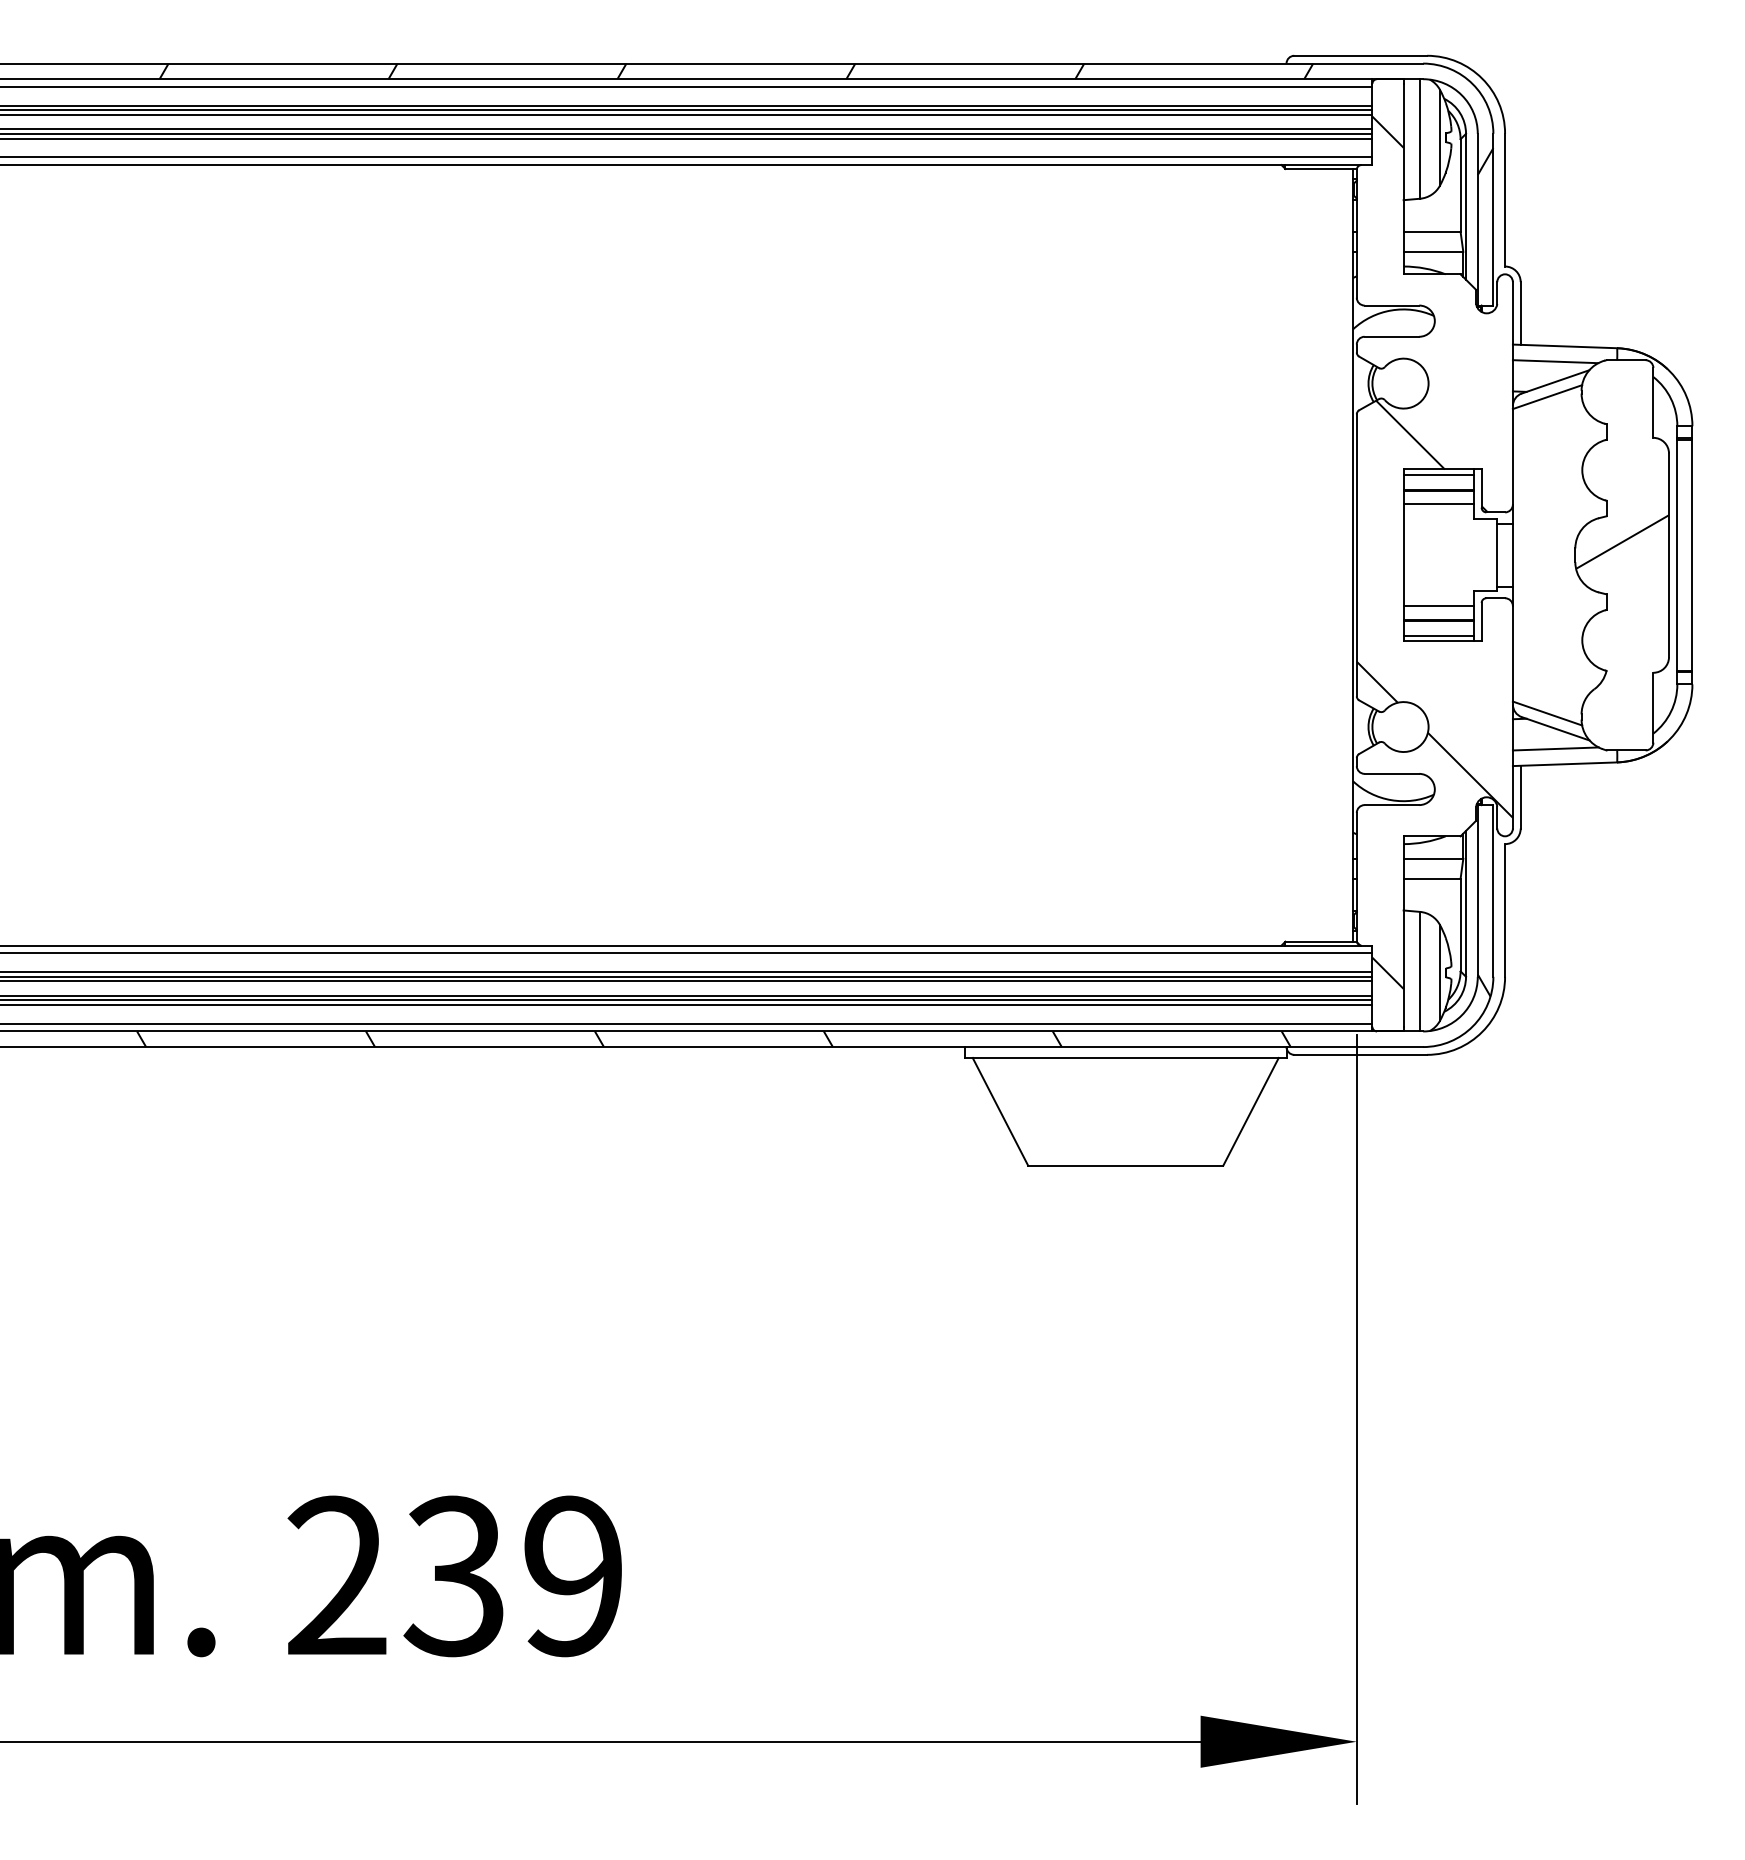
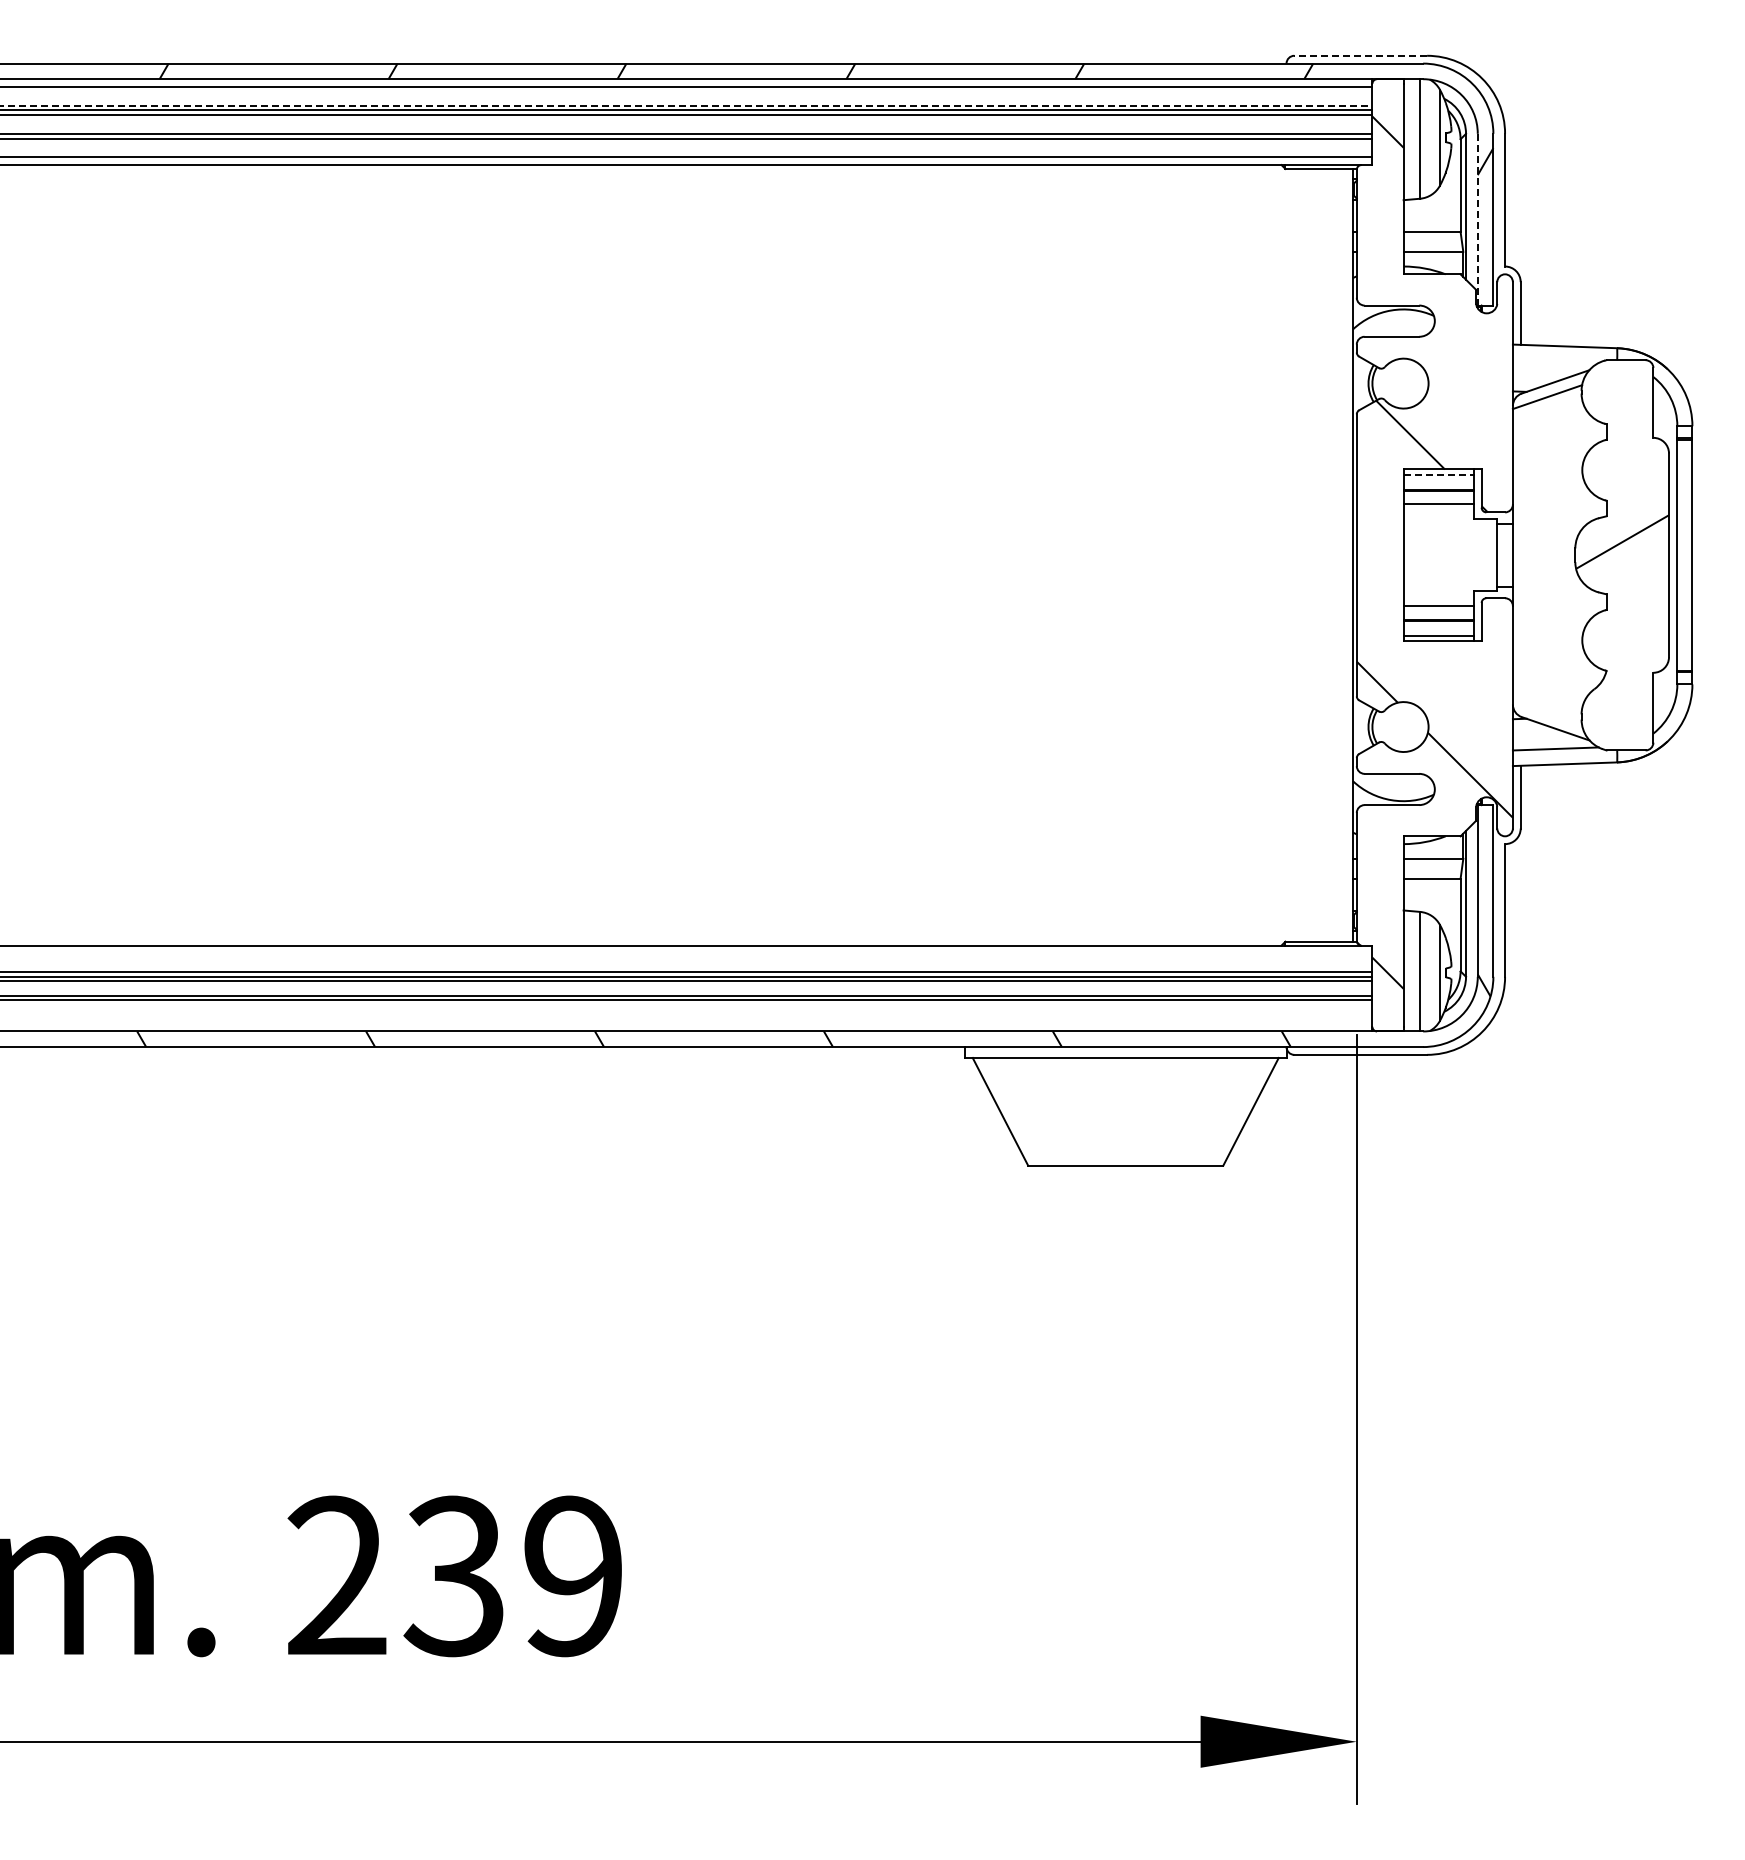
line: solid -> dashed (1360, 55)
line: solid -> dashed (686, 105)
line: present -> none (687, 129)
line: solid -> dashed (1477, 219)
line: present -> none (1555, 361)
line: solid -> dashed (1439, 474)
line: present -> none (1547, 713)
line: present -> none (687, 953)
line: present -> none (687, 1004)
line: present -> none (687, 1023)
